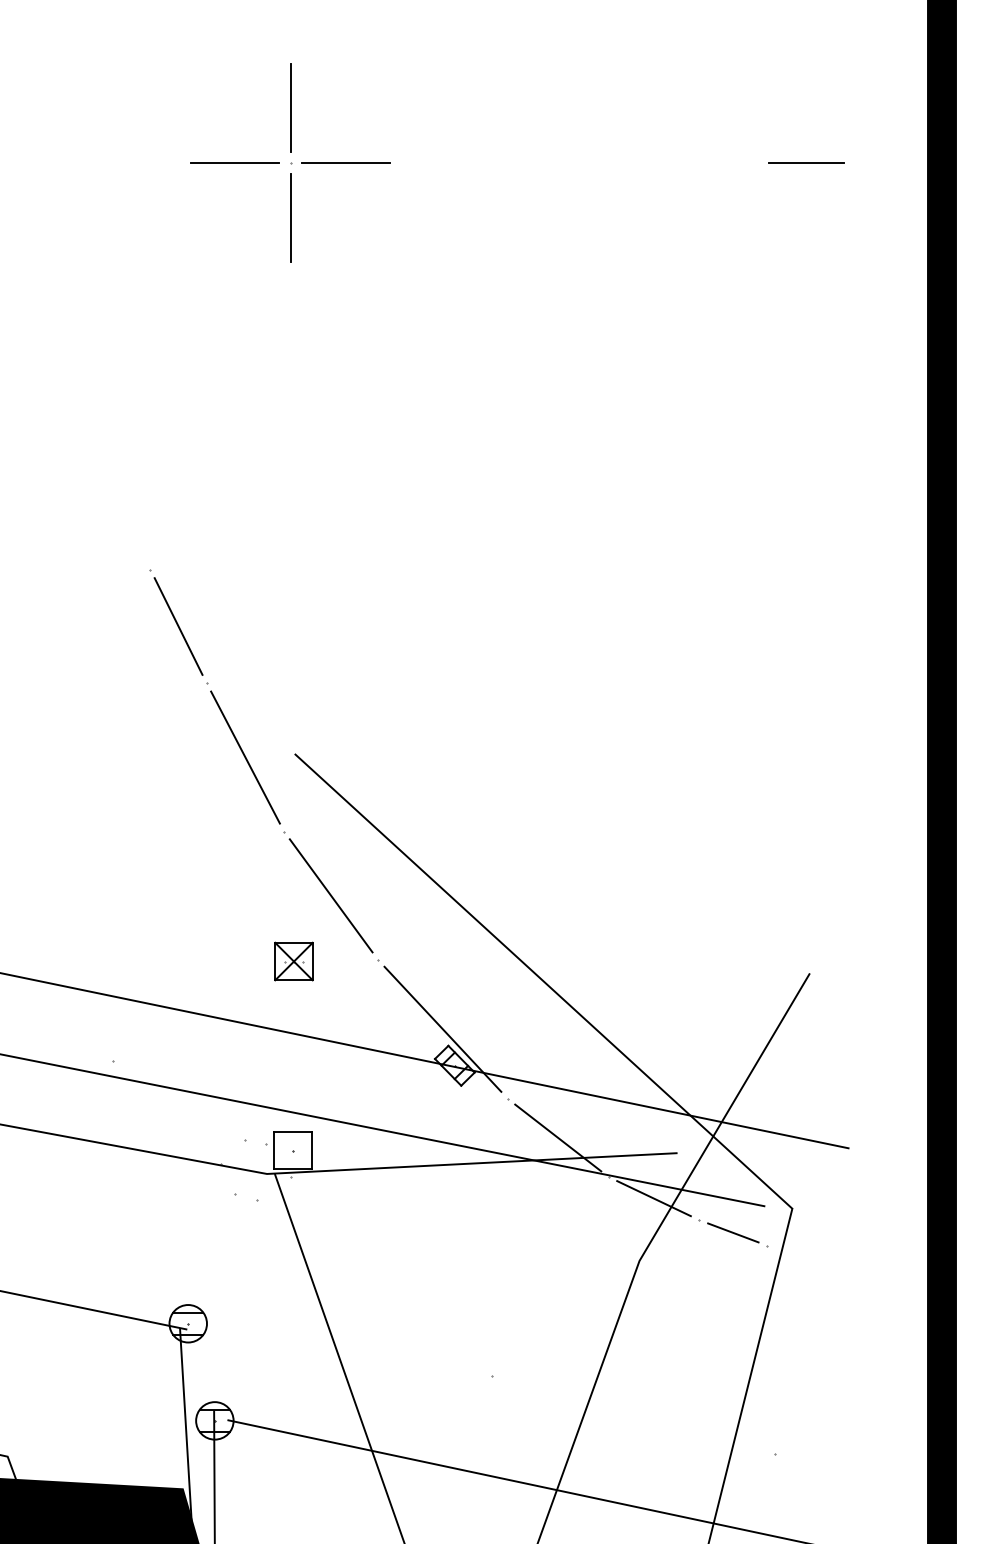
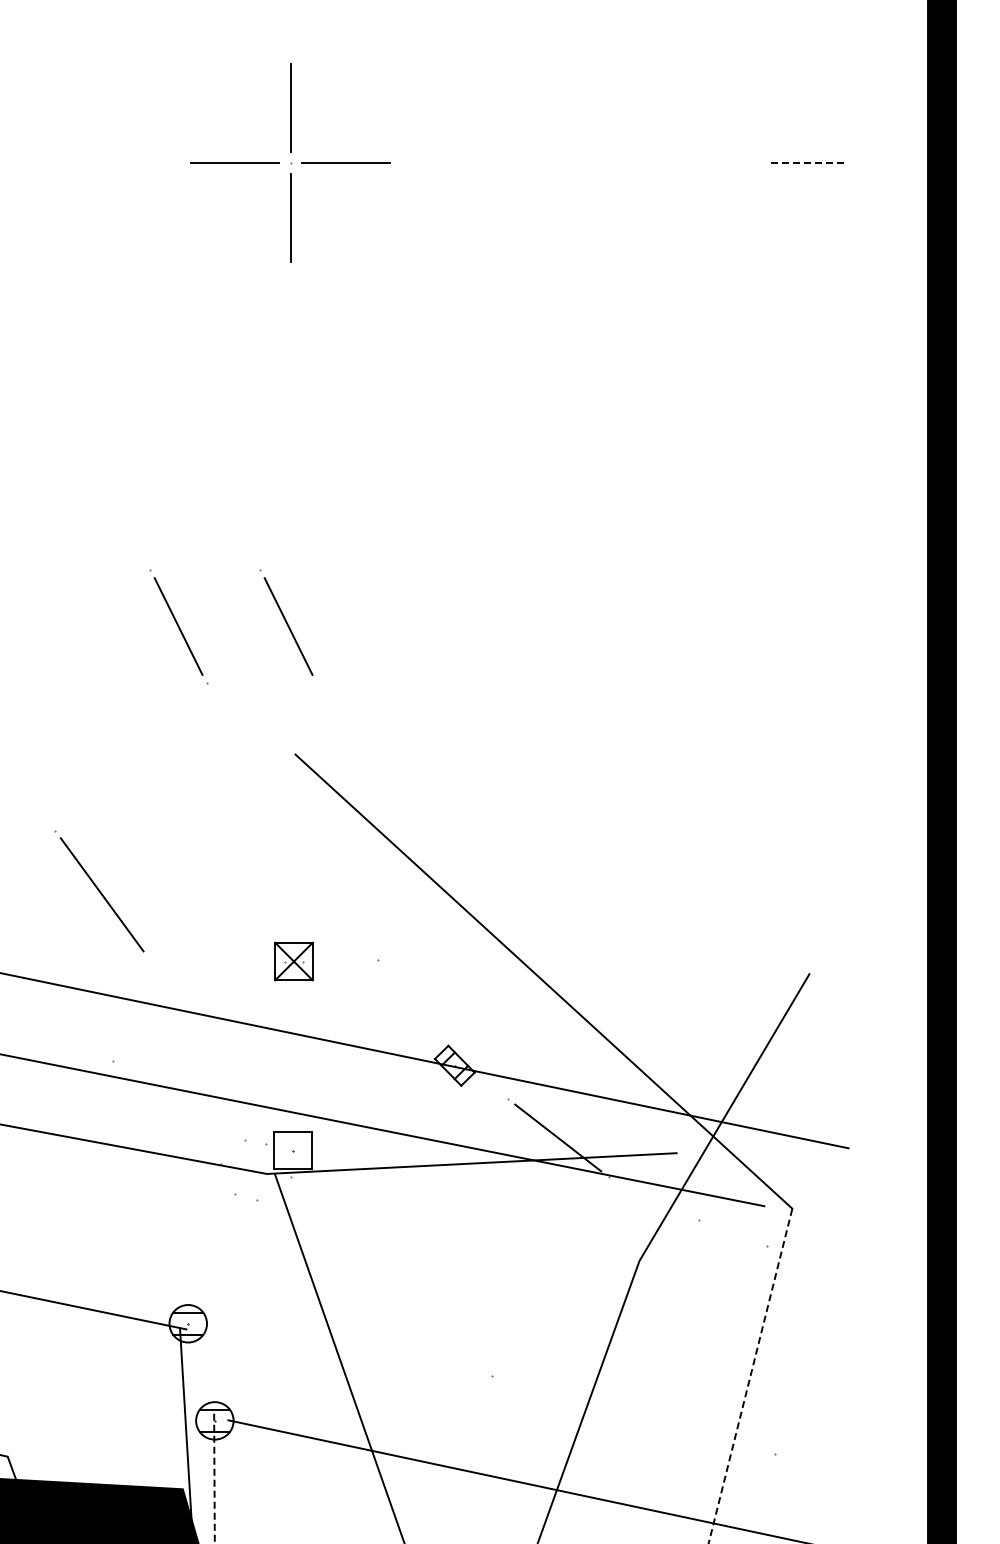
line: solid -> dashed (805, 162)
line: none -> present (286, 622)
line: present -> none (245, 757)
line position: (328, 892) -> (99, 891) (99, 891)
line: present -> none (442, 1028)
line: present -> none (653, 1198)
line: present -> none (733, 1232)
line: solid -> dashed (750, 1376)
line: solid -> dashed (214, 1476)
